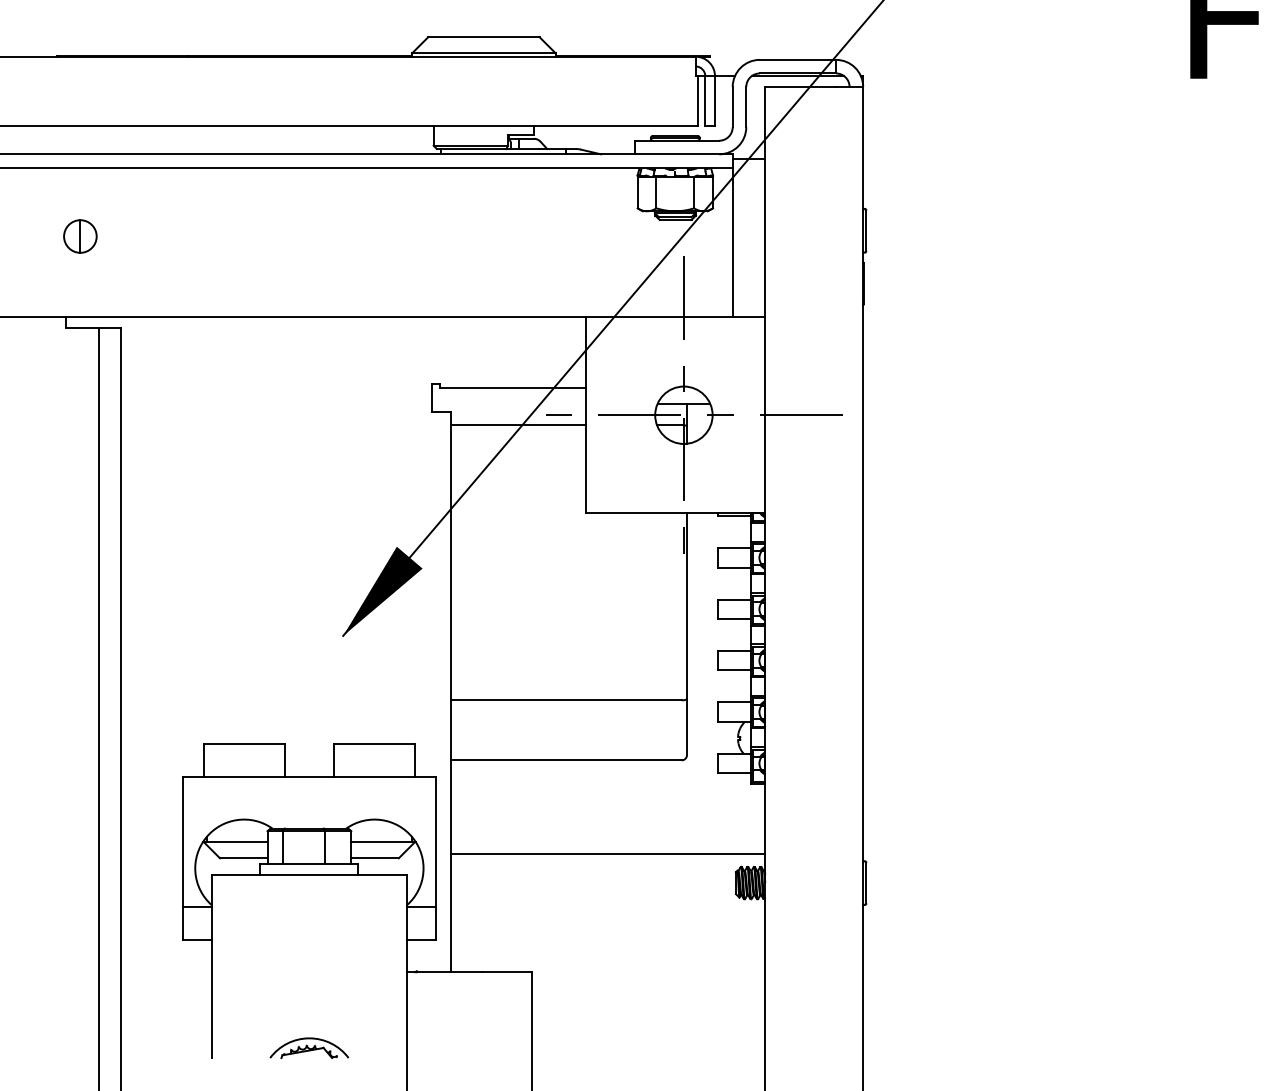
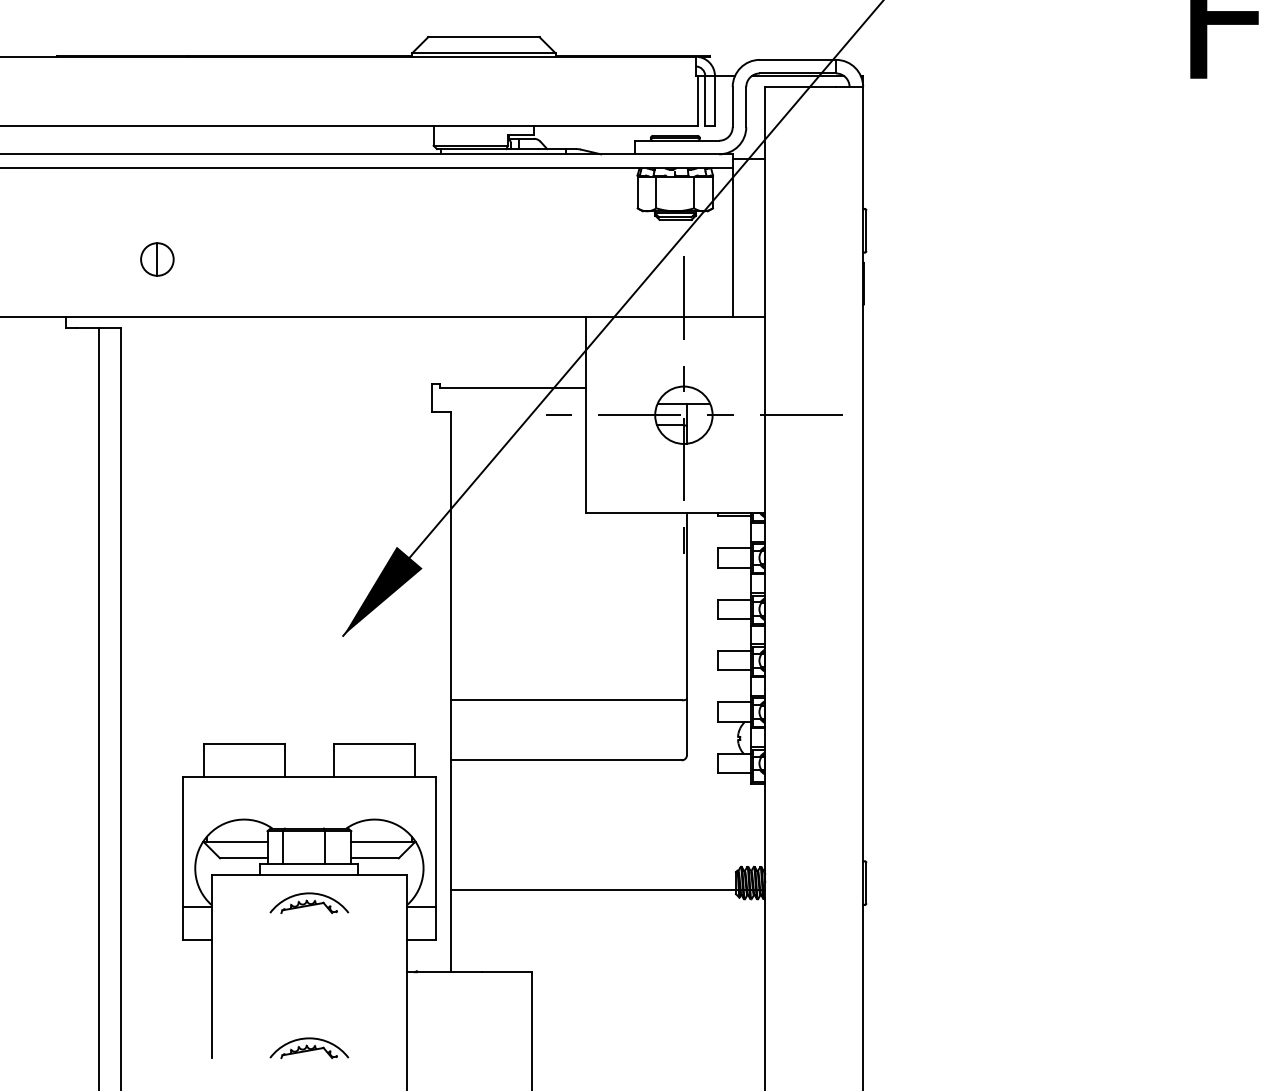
part position: (80, 236) -> (157, 259) (157, 259)
line: present -> none (518, 425)
line position: (608, 854) -> (608, 890) (608, 890)
part: none -> present (309, 902)
